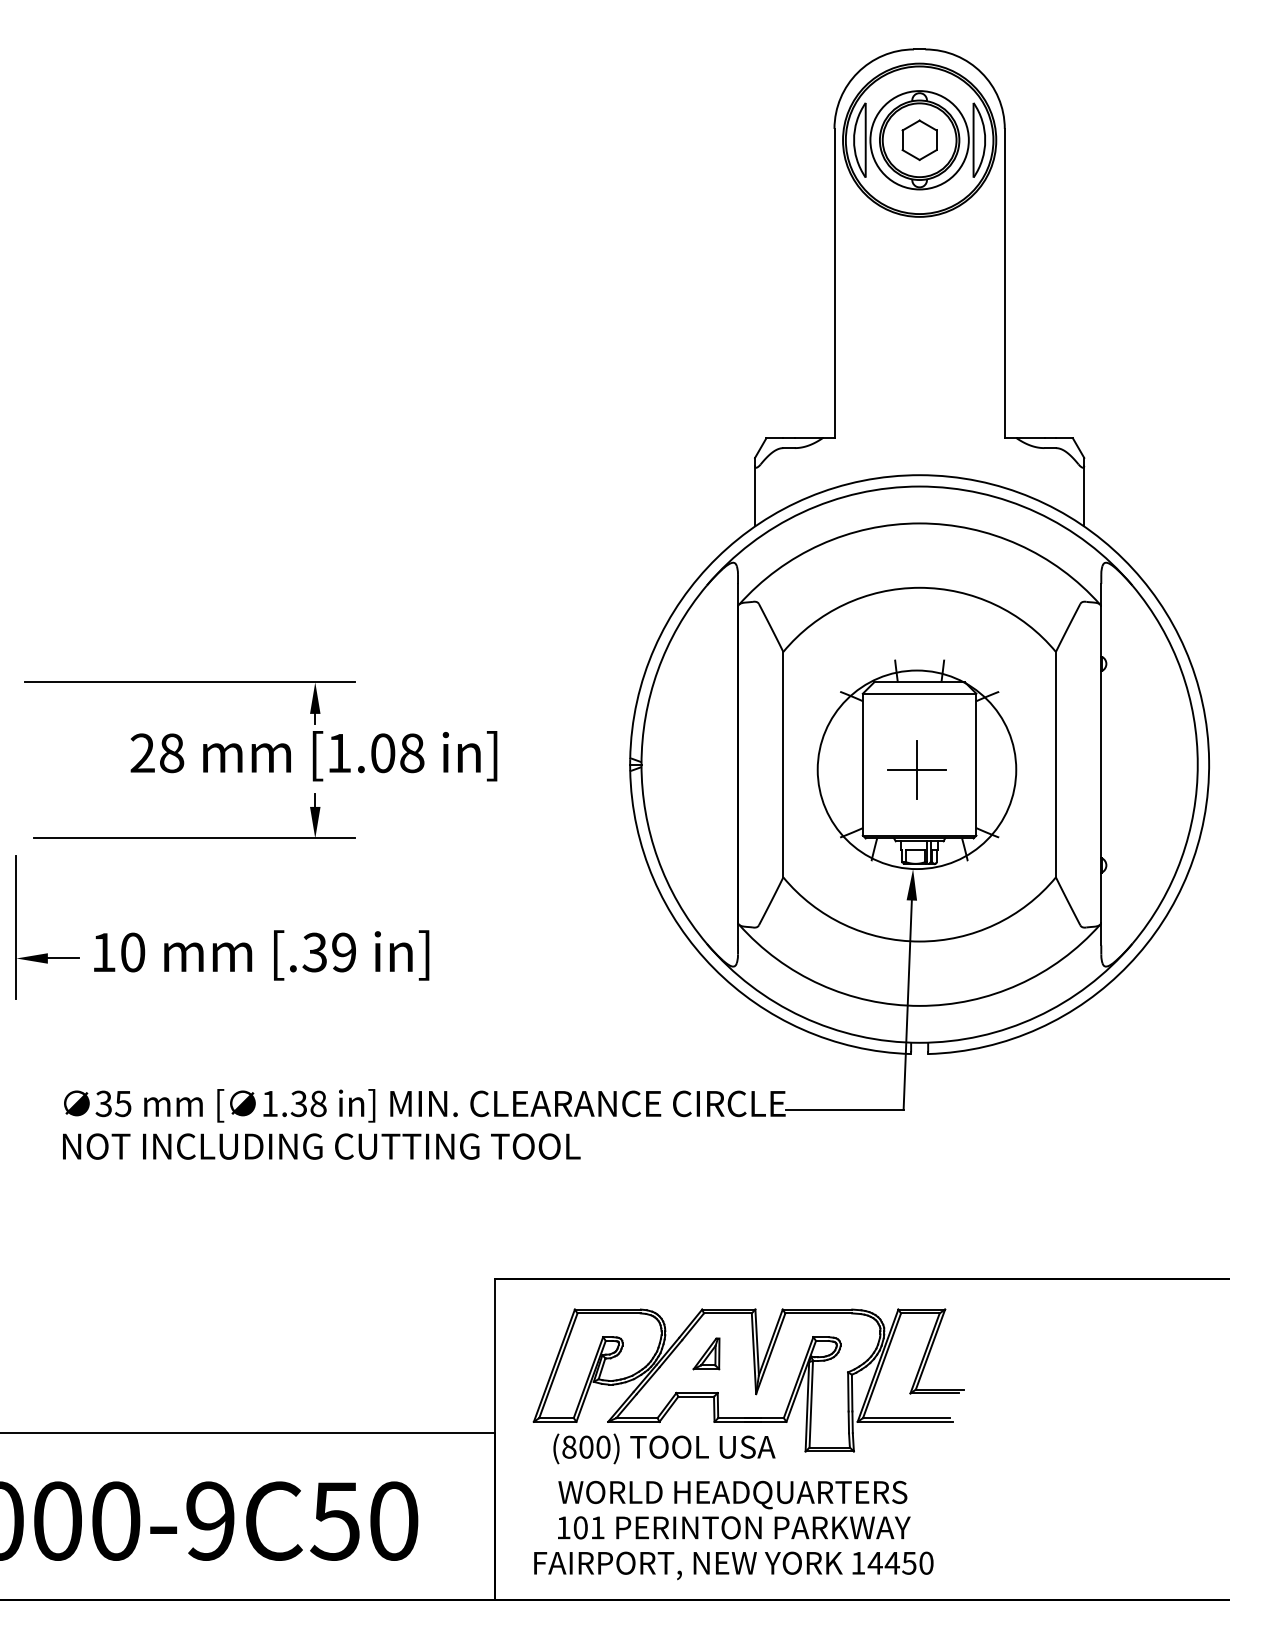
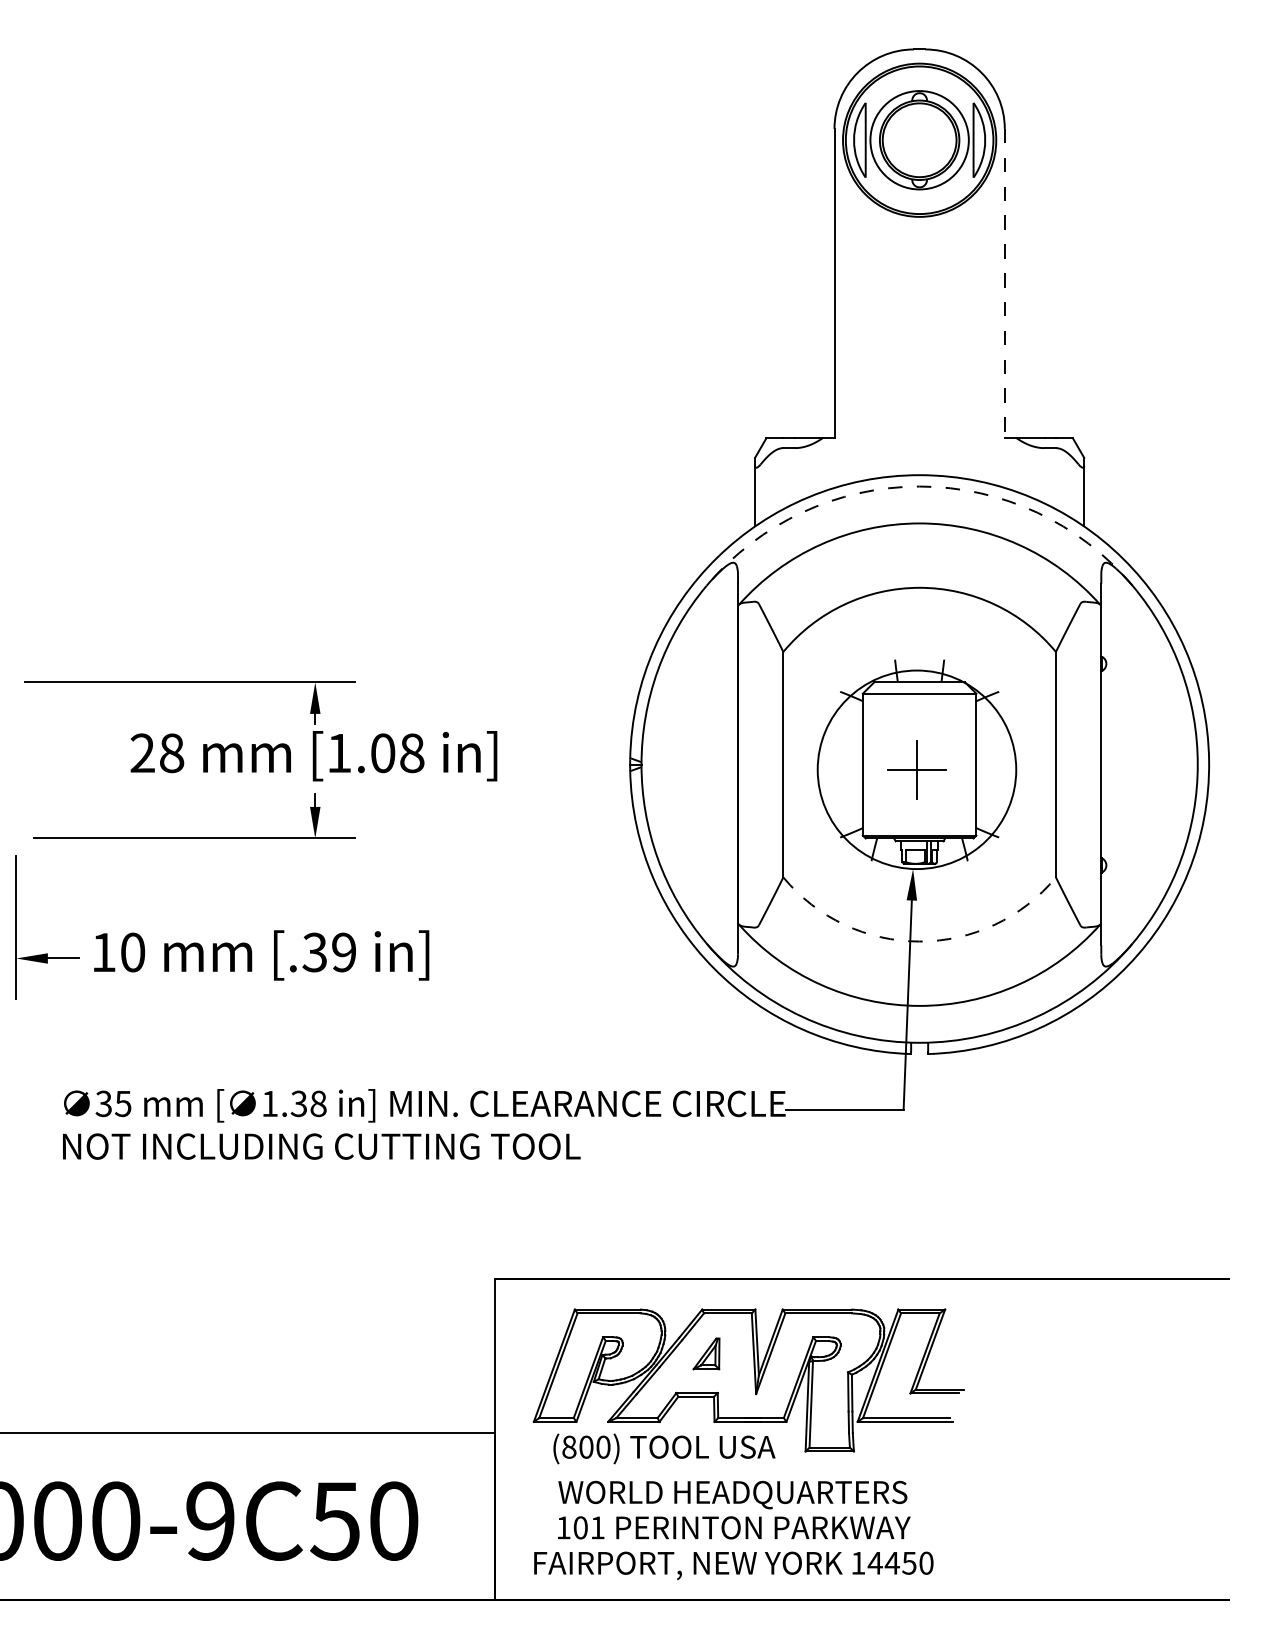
part: present -> none (919, 140)
line: solid -> dashed (1004, 283)
arc: solid -> dashed (919, 486)
arc: solid -> dashed (919, 941)
